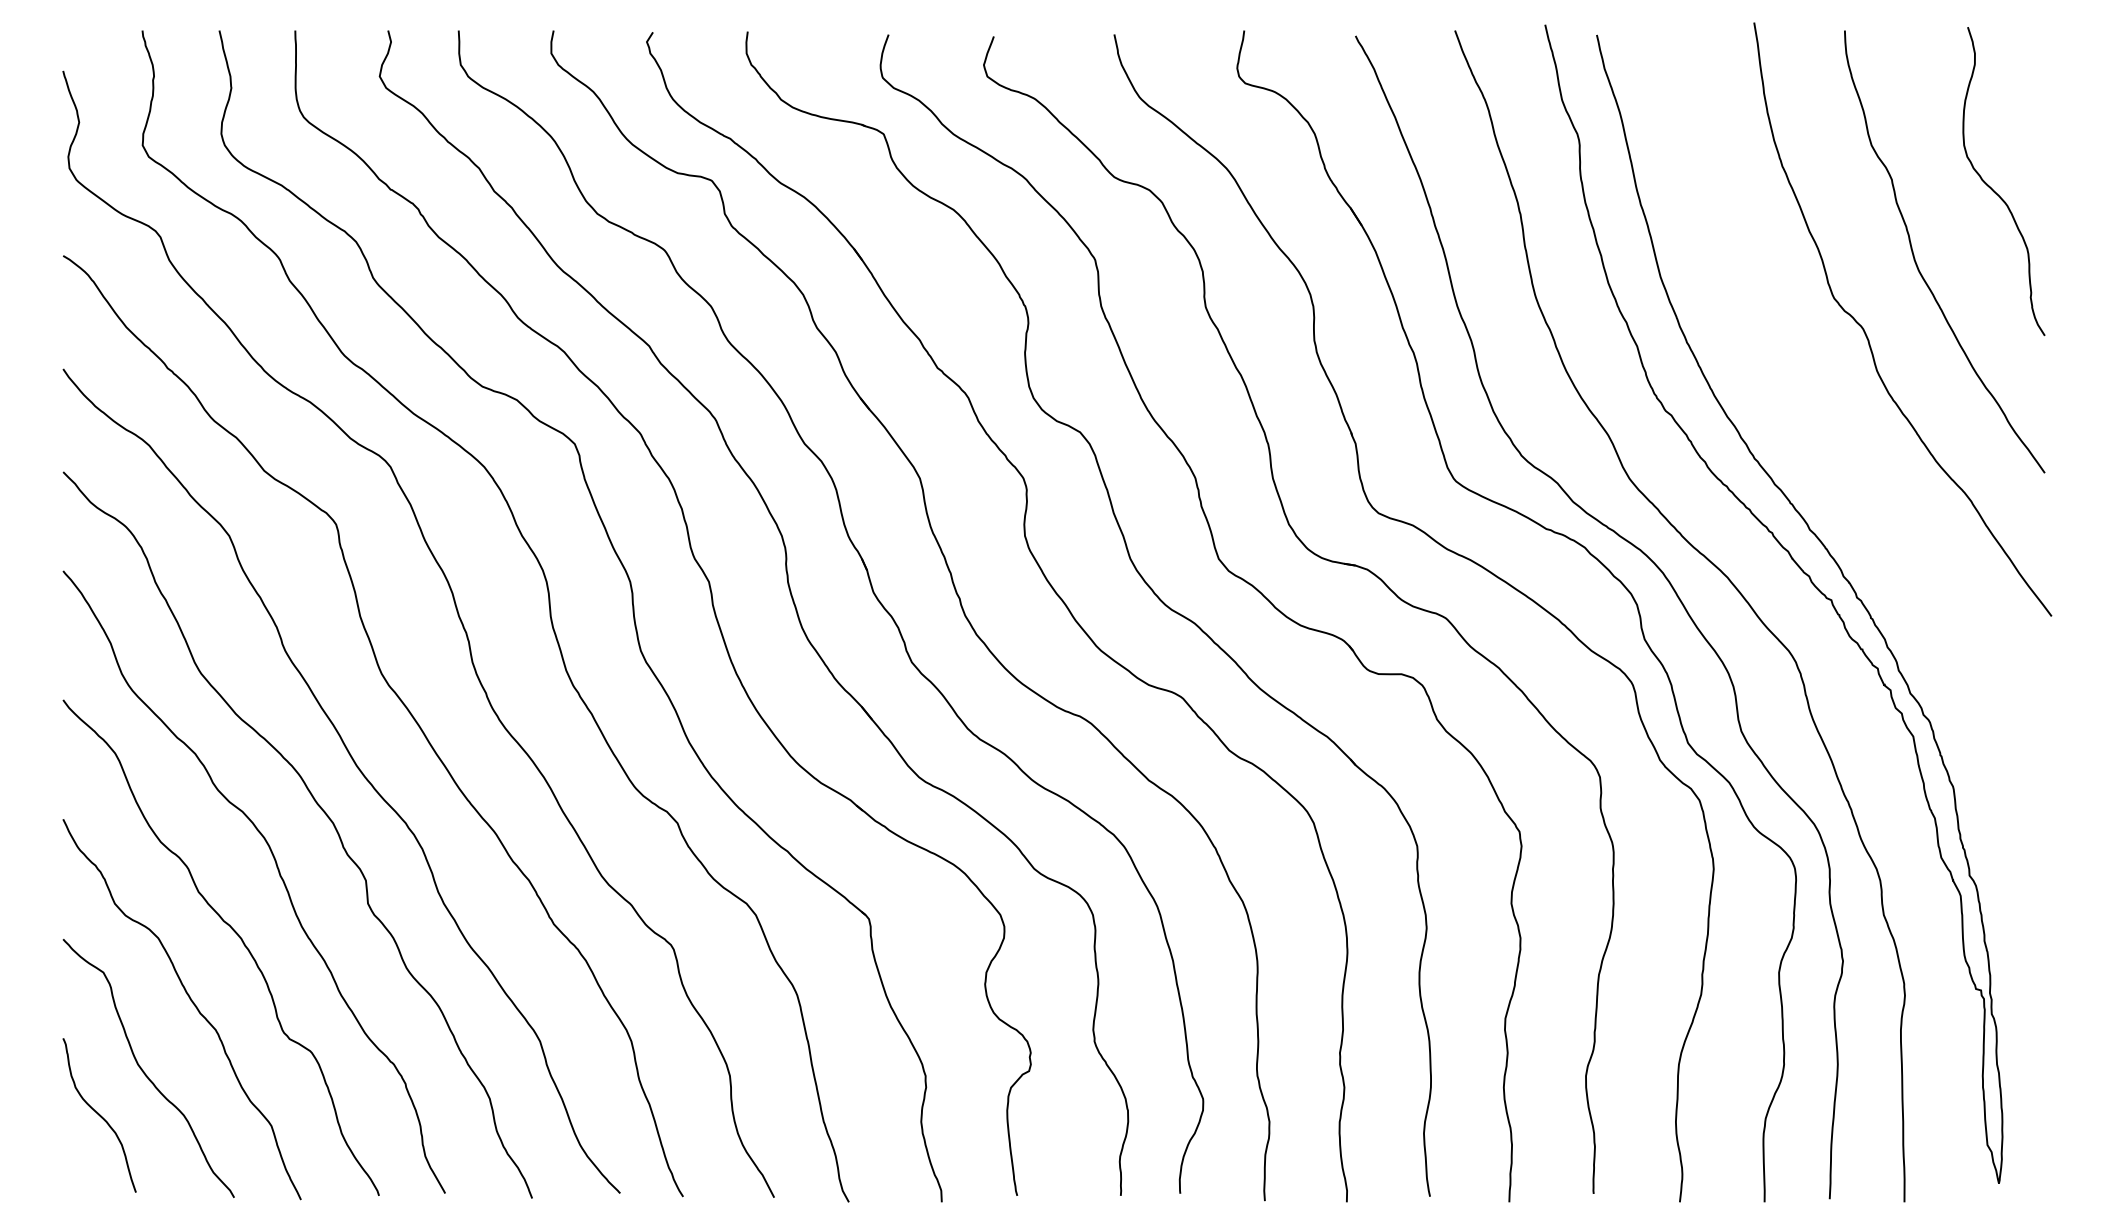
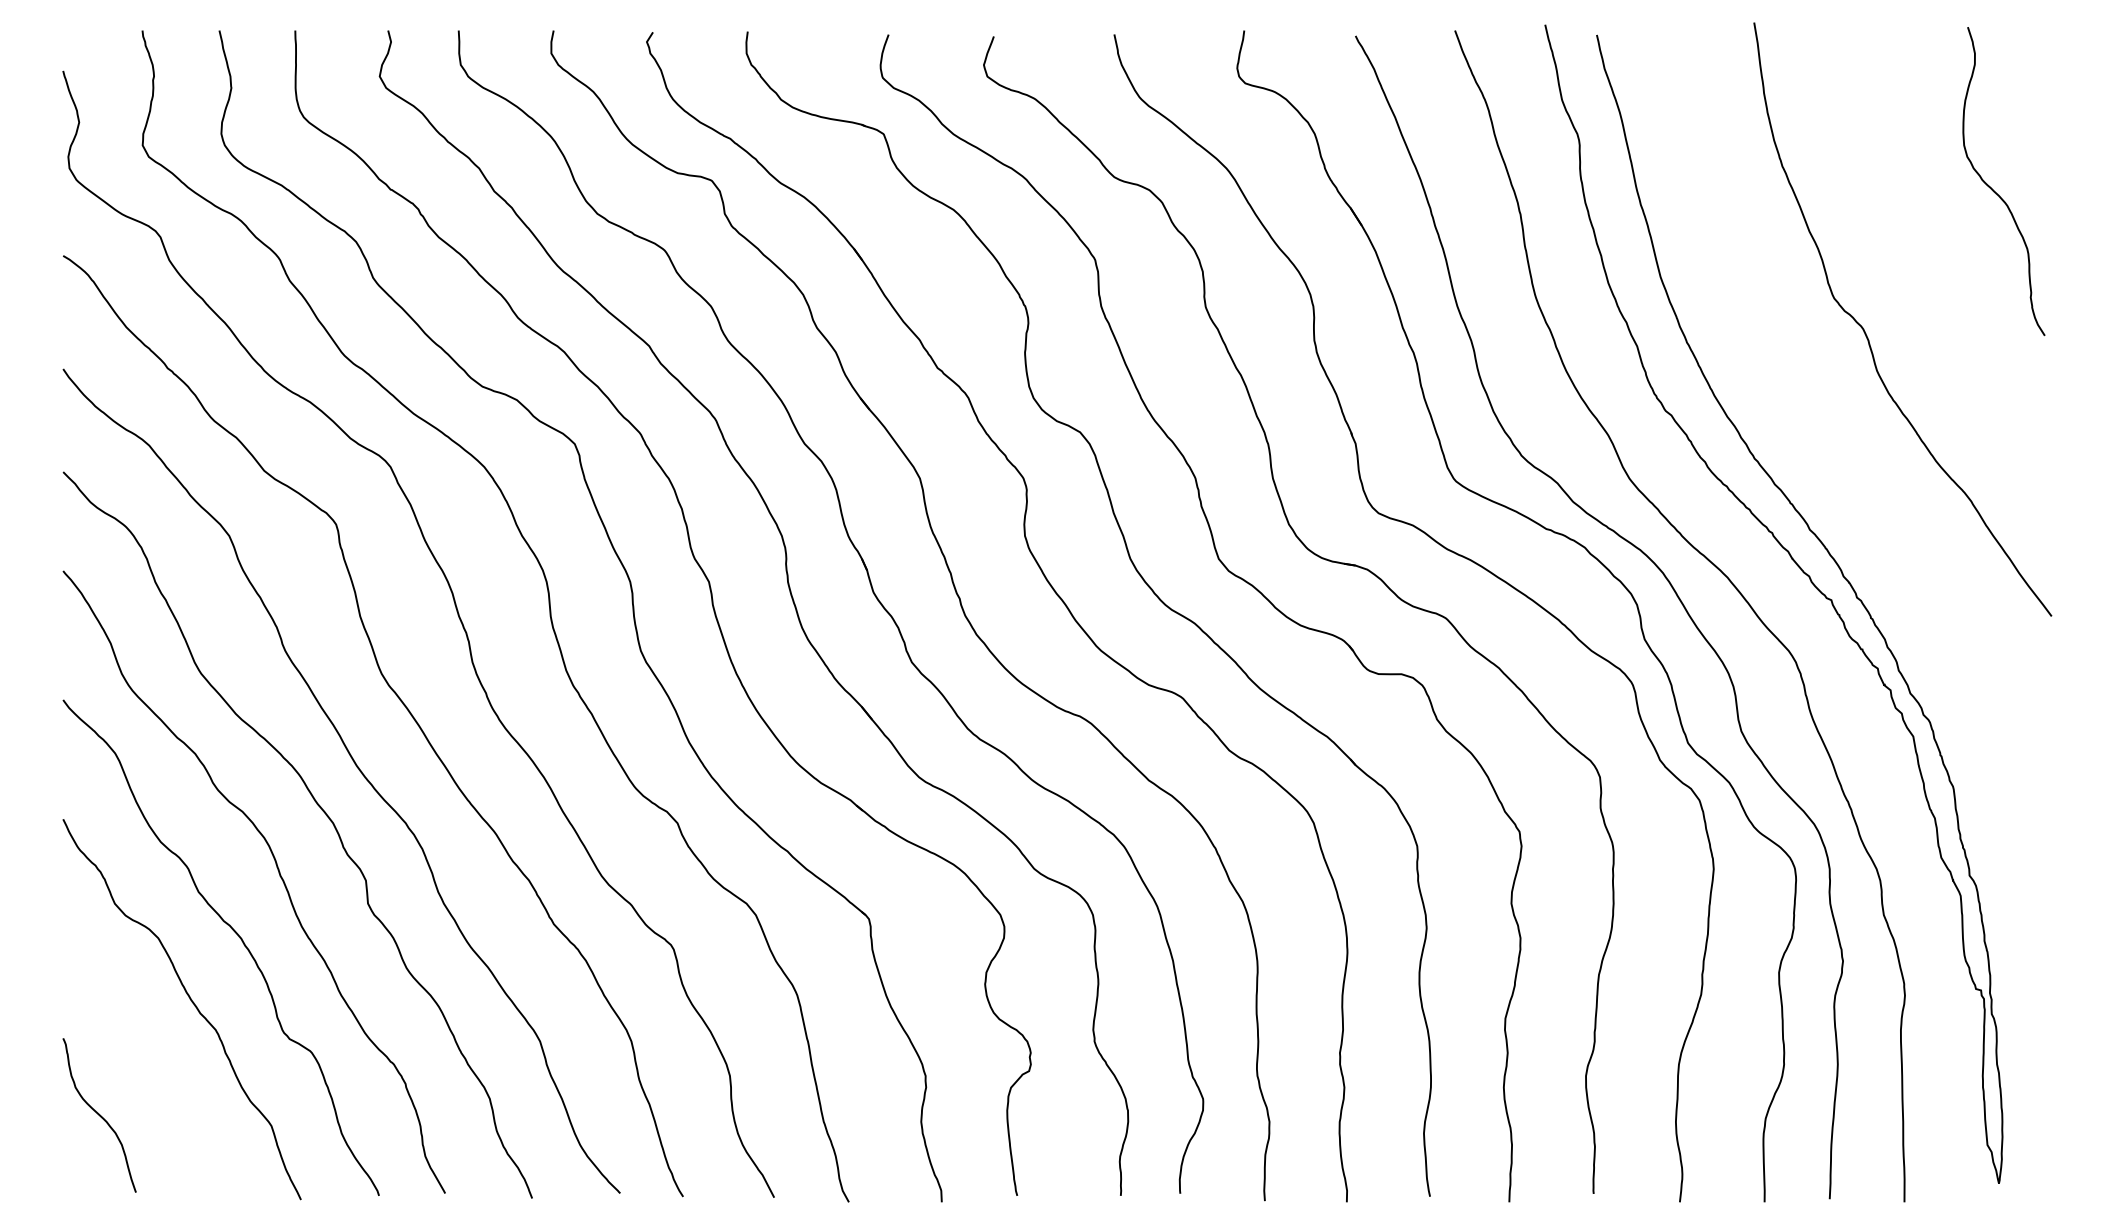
curve: present -> none (1916, 261)
curve: present -> none (144, 1071)
